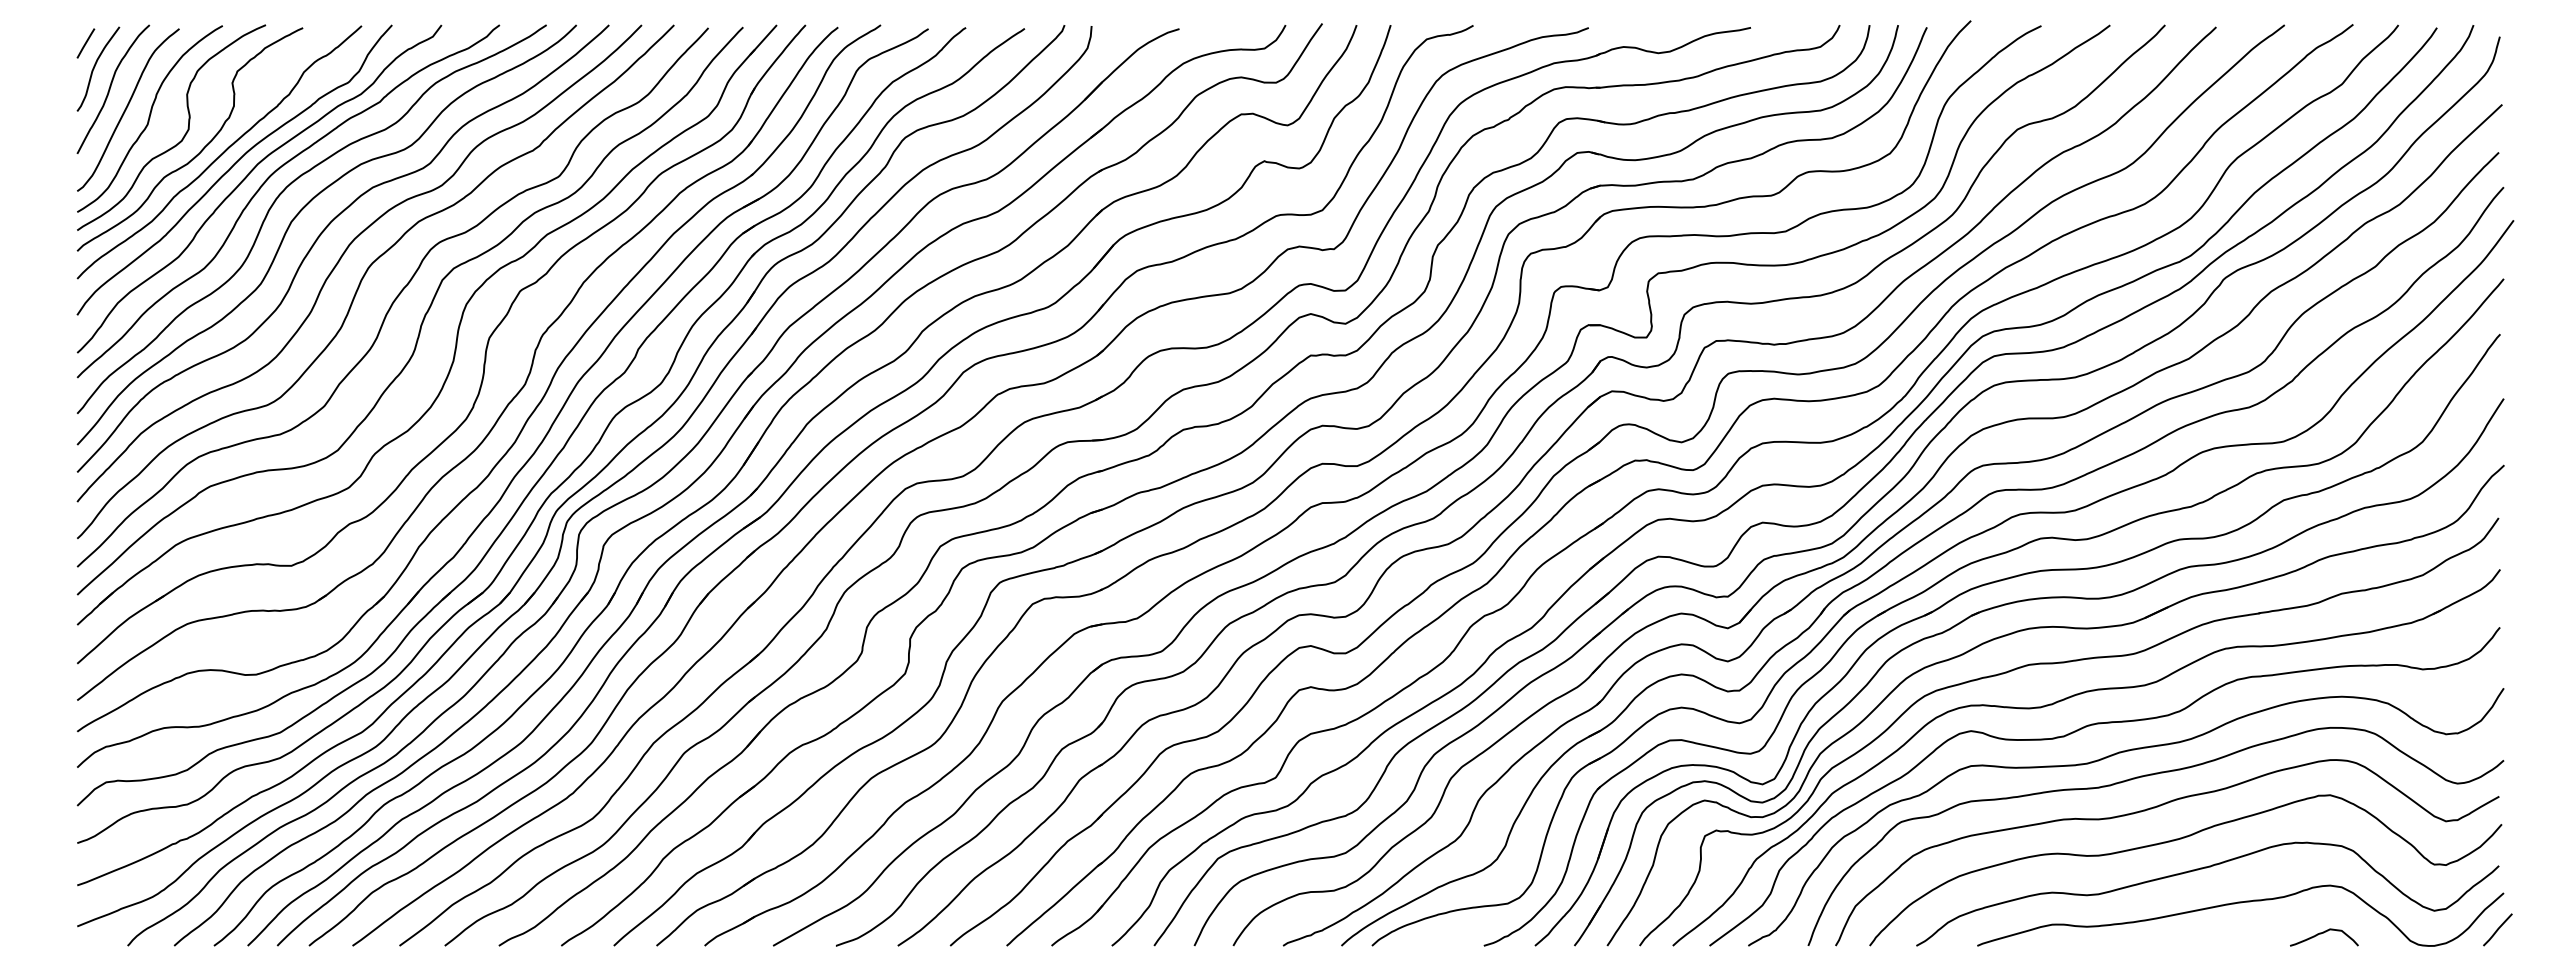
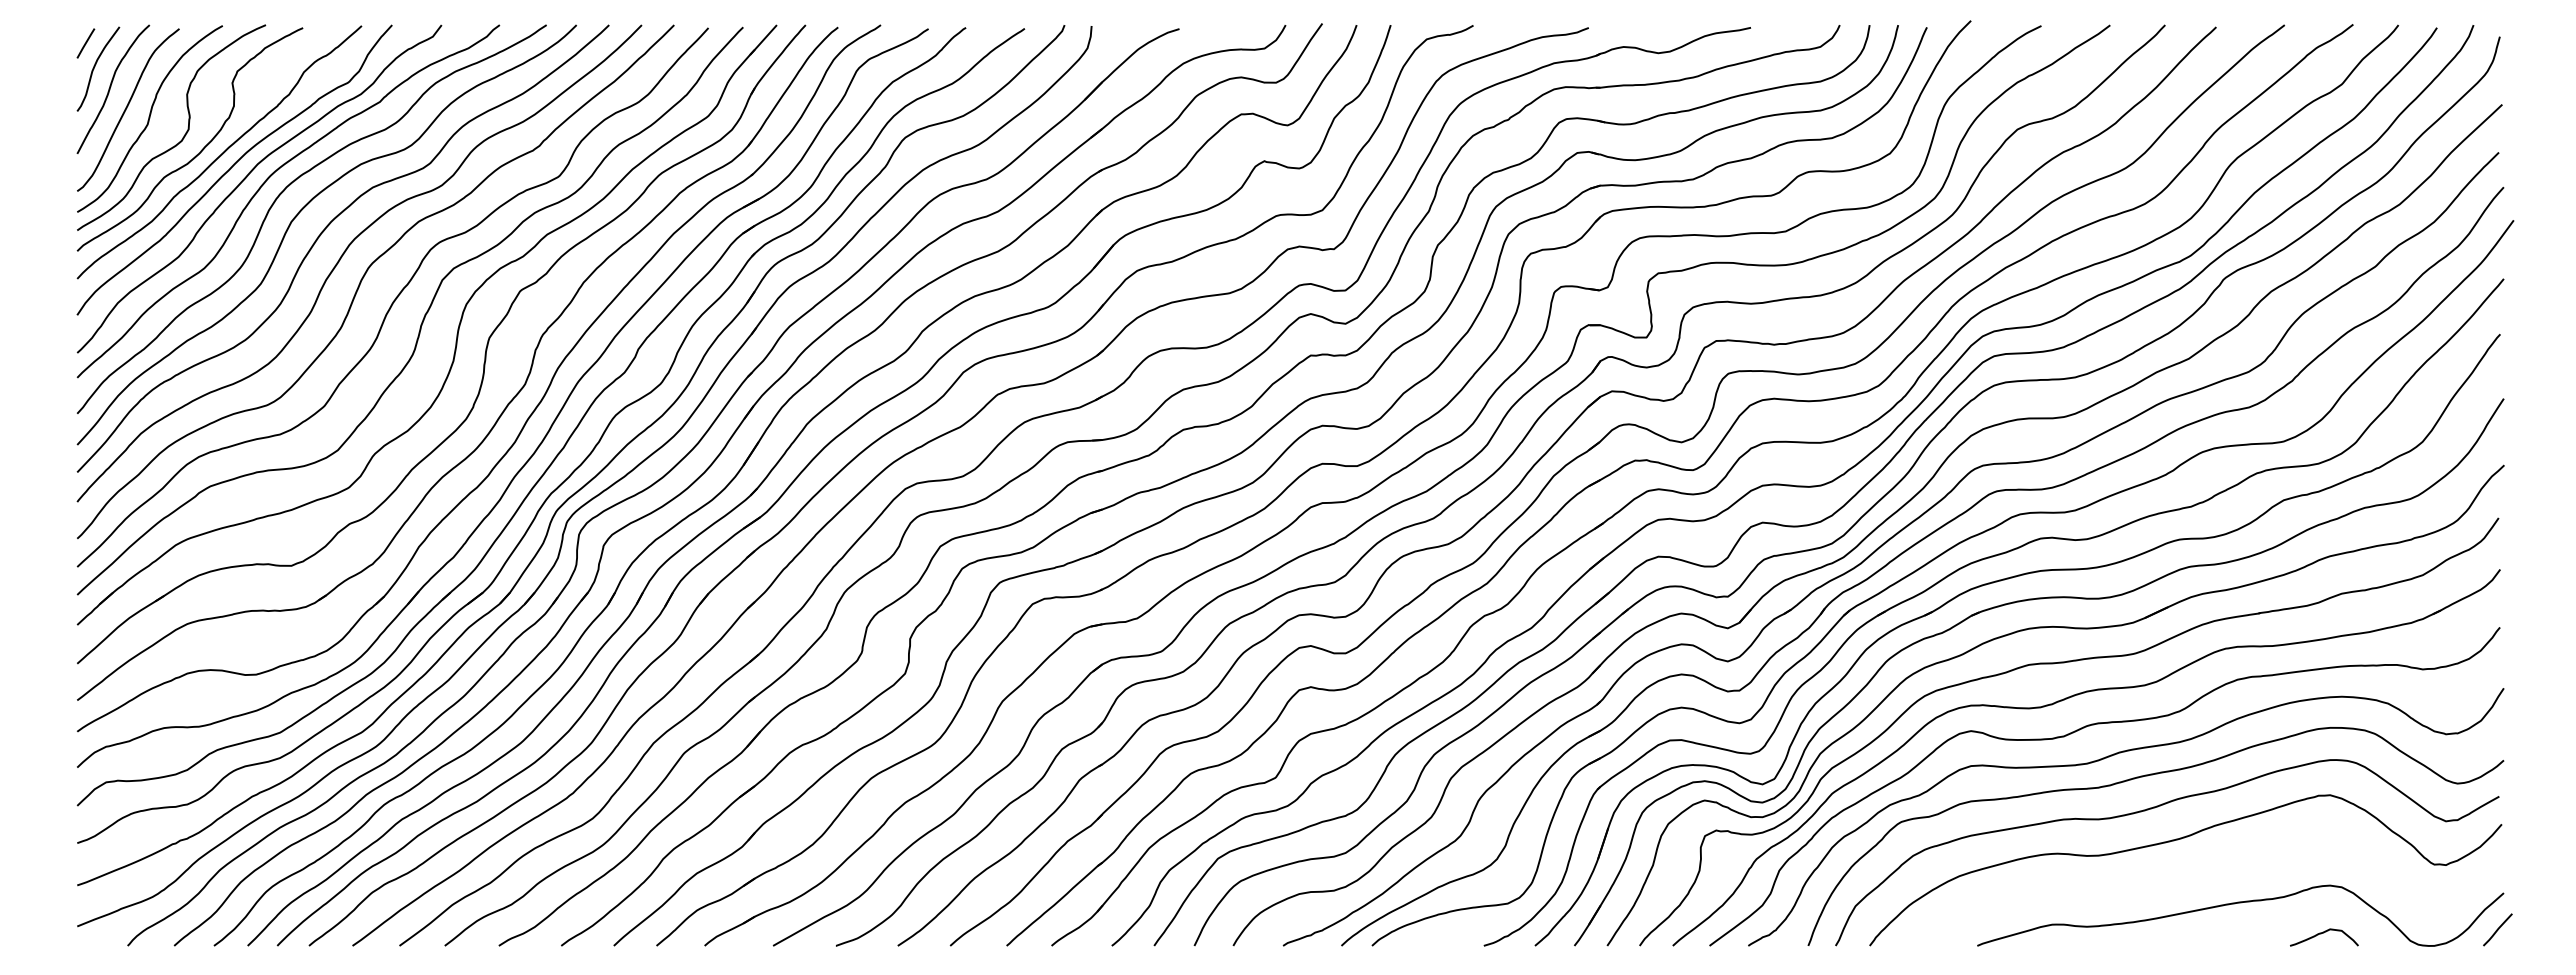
curve: present -> none (2202, 869)
